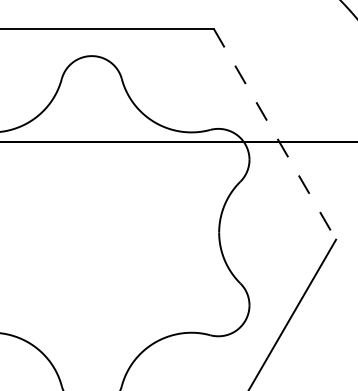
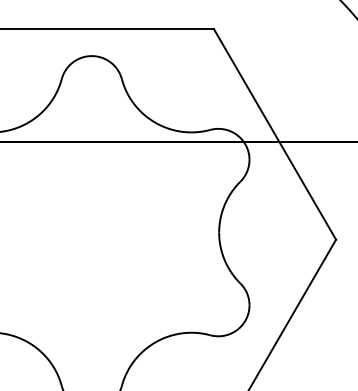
line: dashed -> solid (275, 134)
